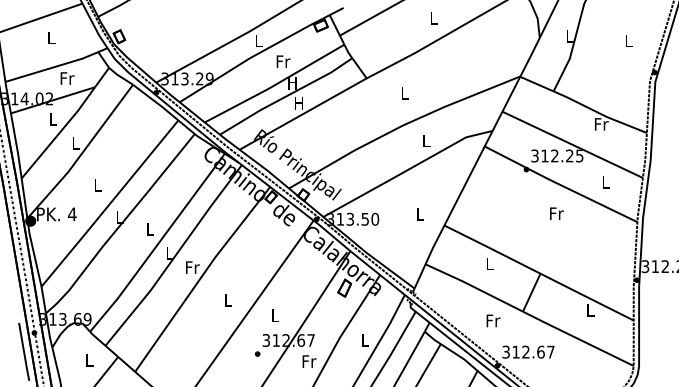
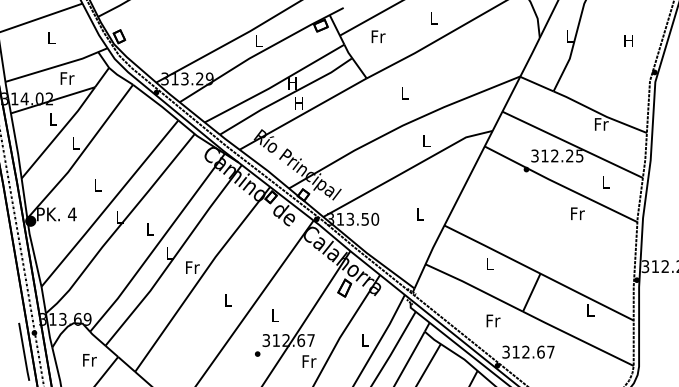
text: L -> H (628, 40)
text position: (283, 61) -> (378, 36) (378, 36)
text position: (556, 213) -> (577, 213) (577, 213)
text: L -> Fr (89, 360)
